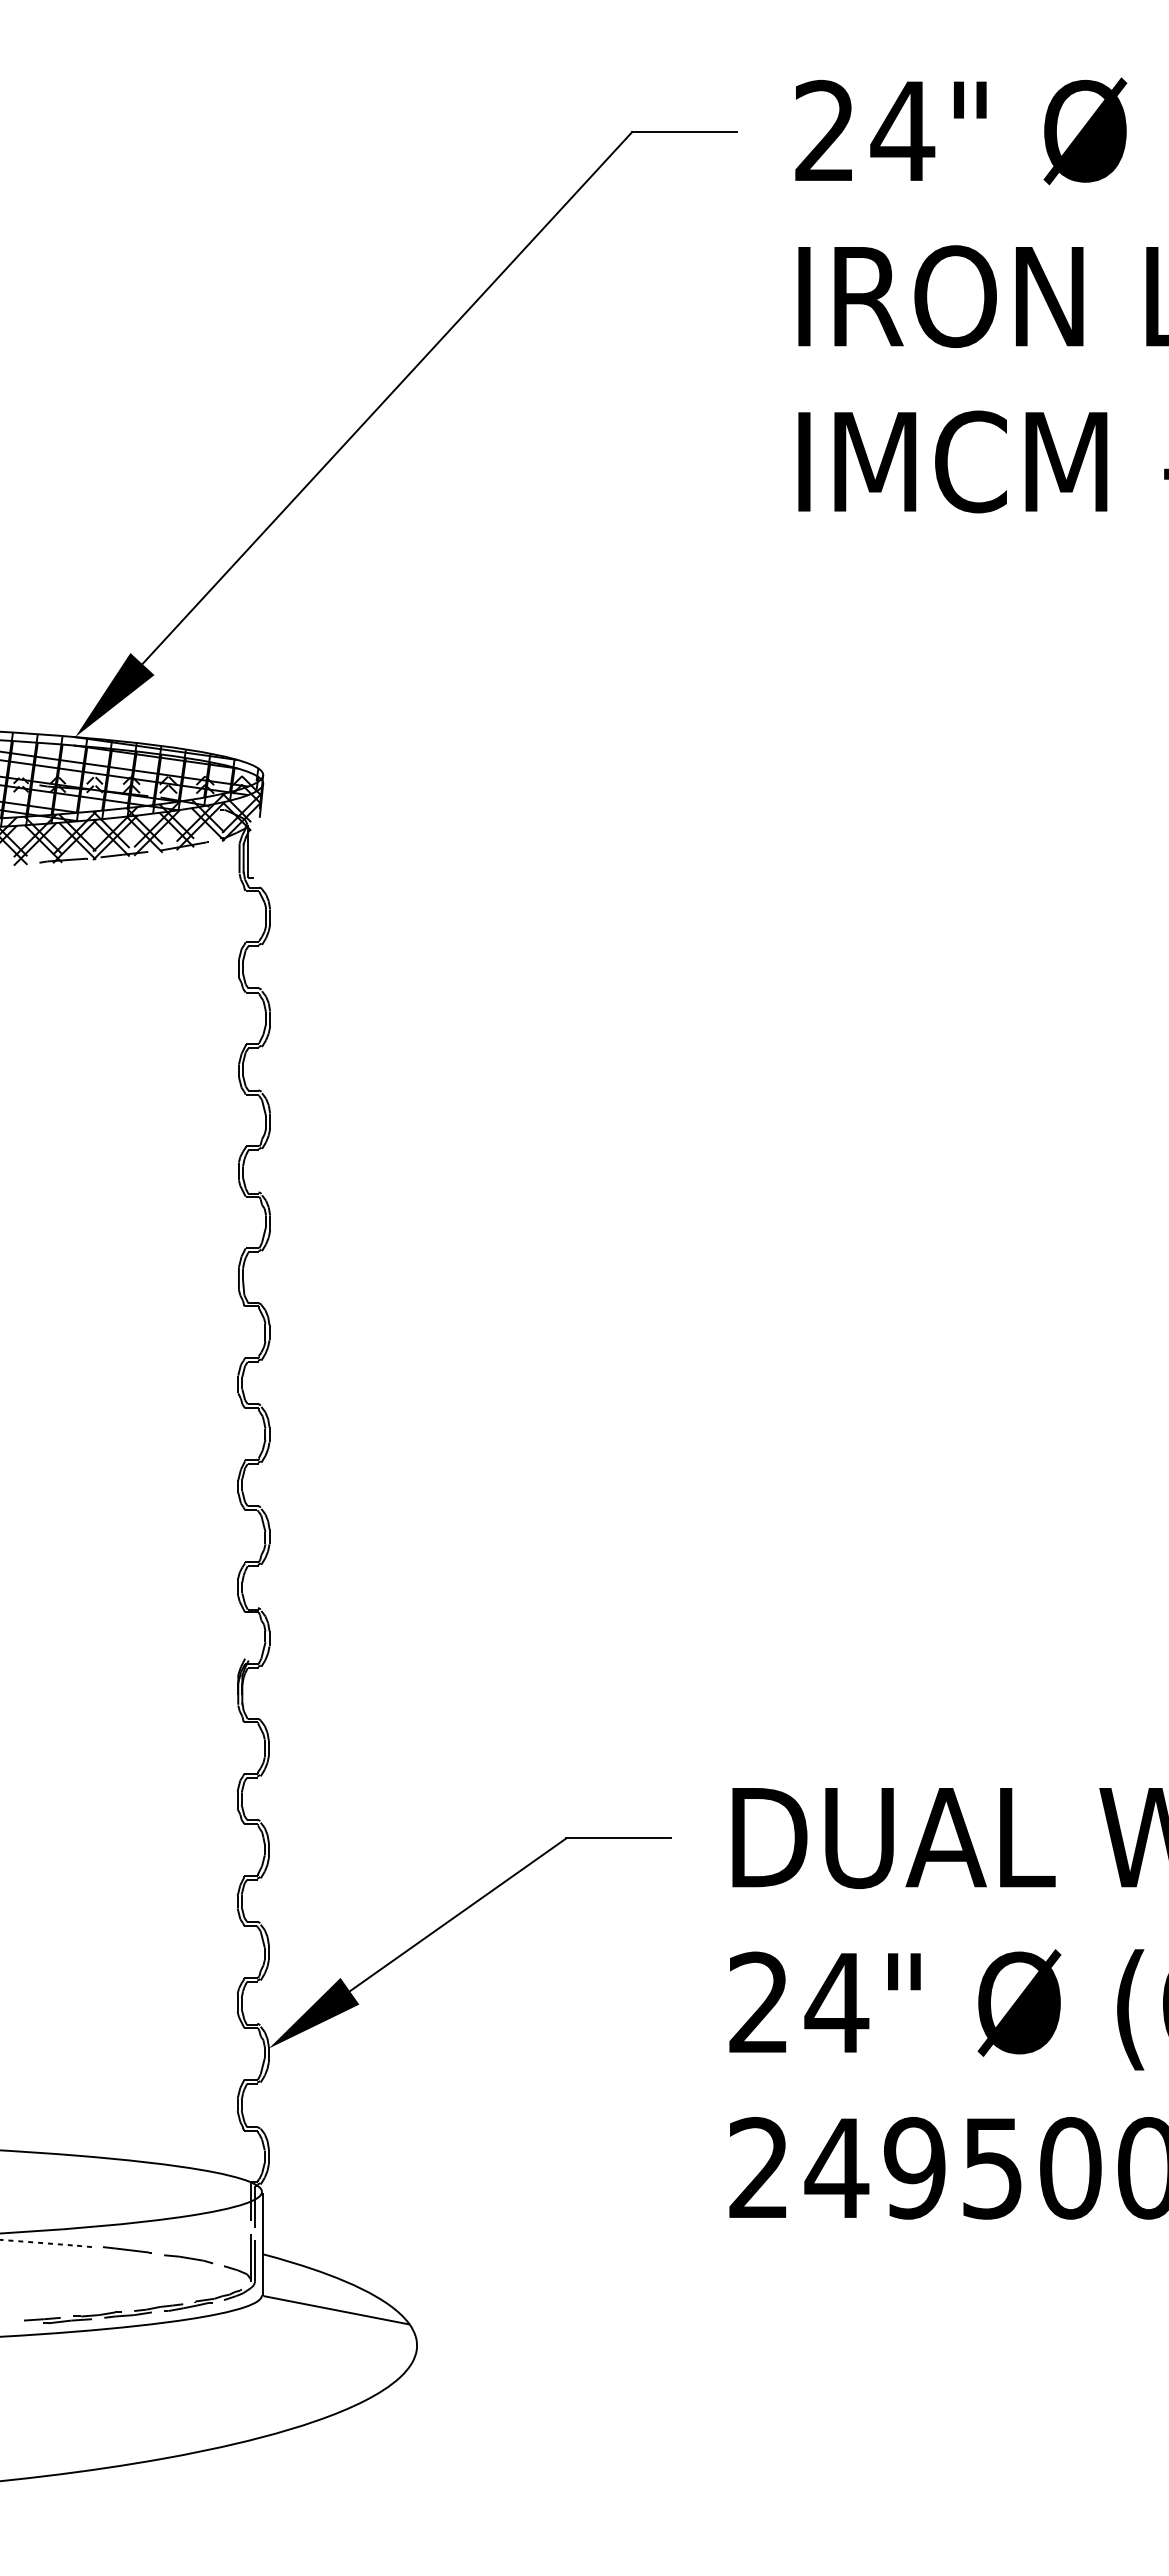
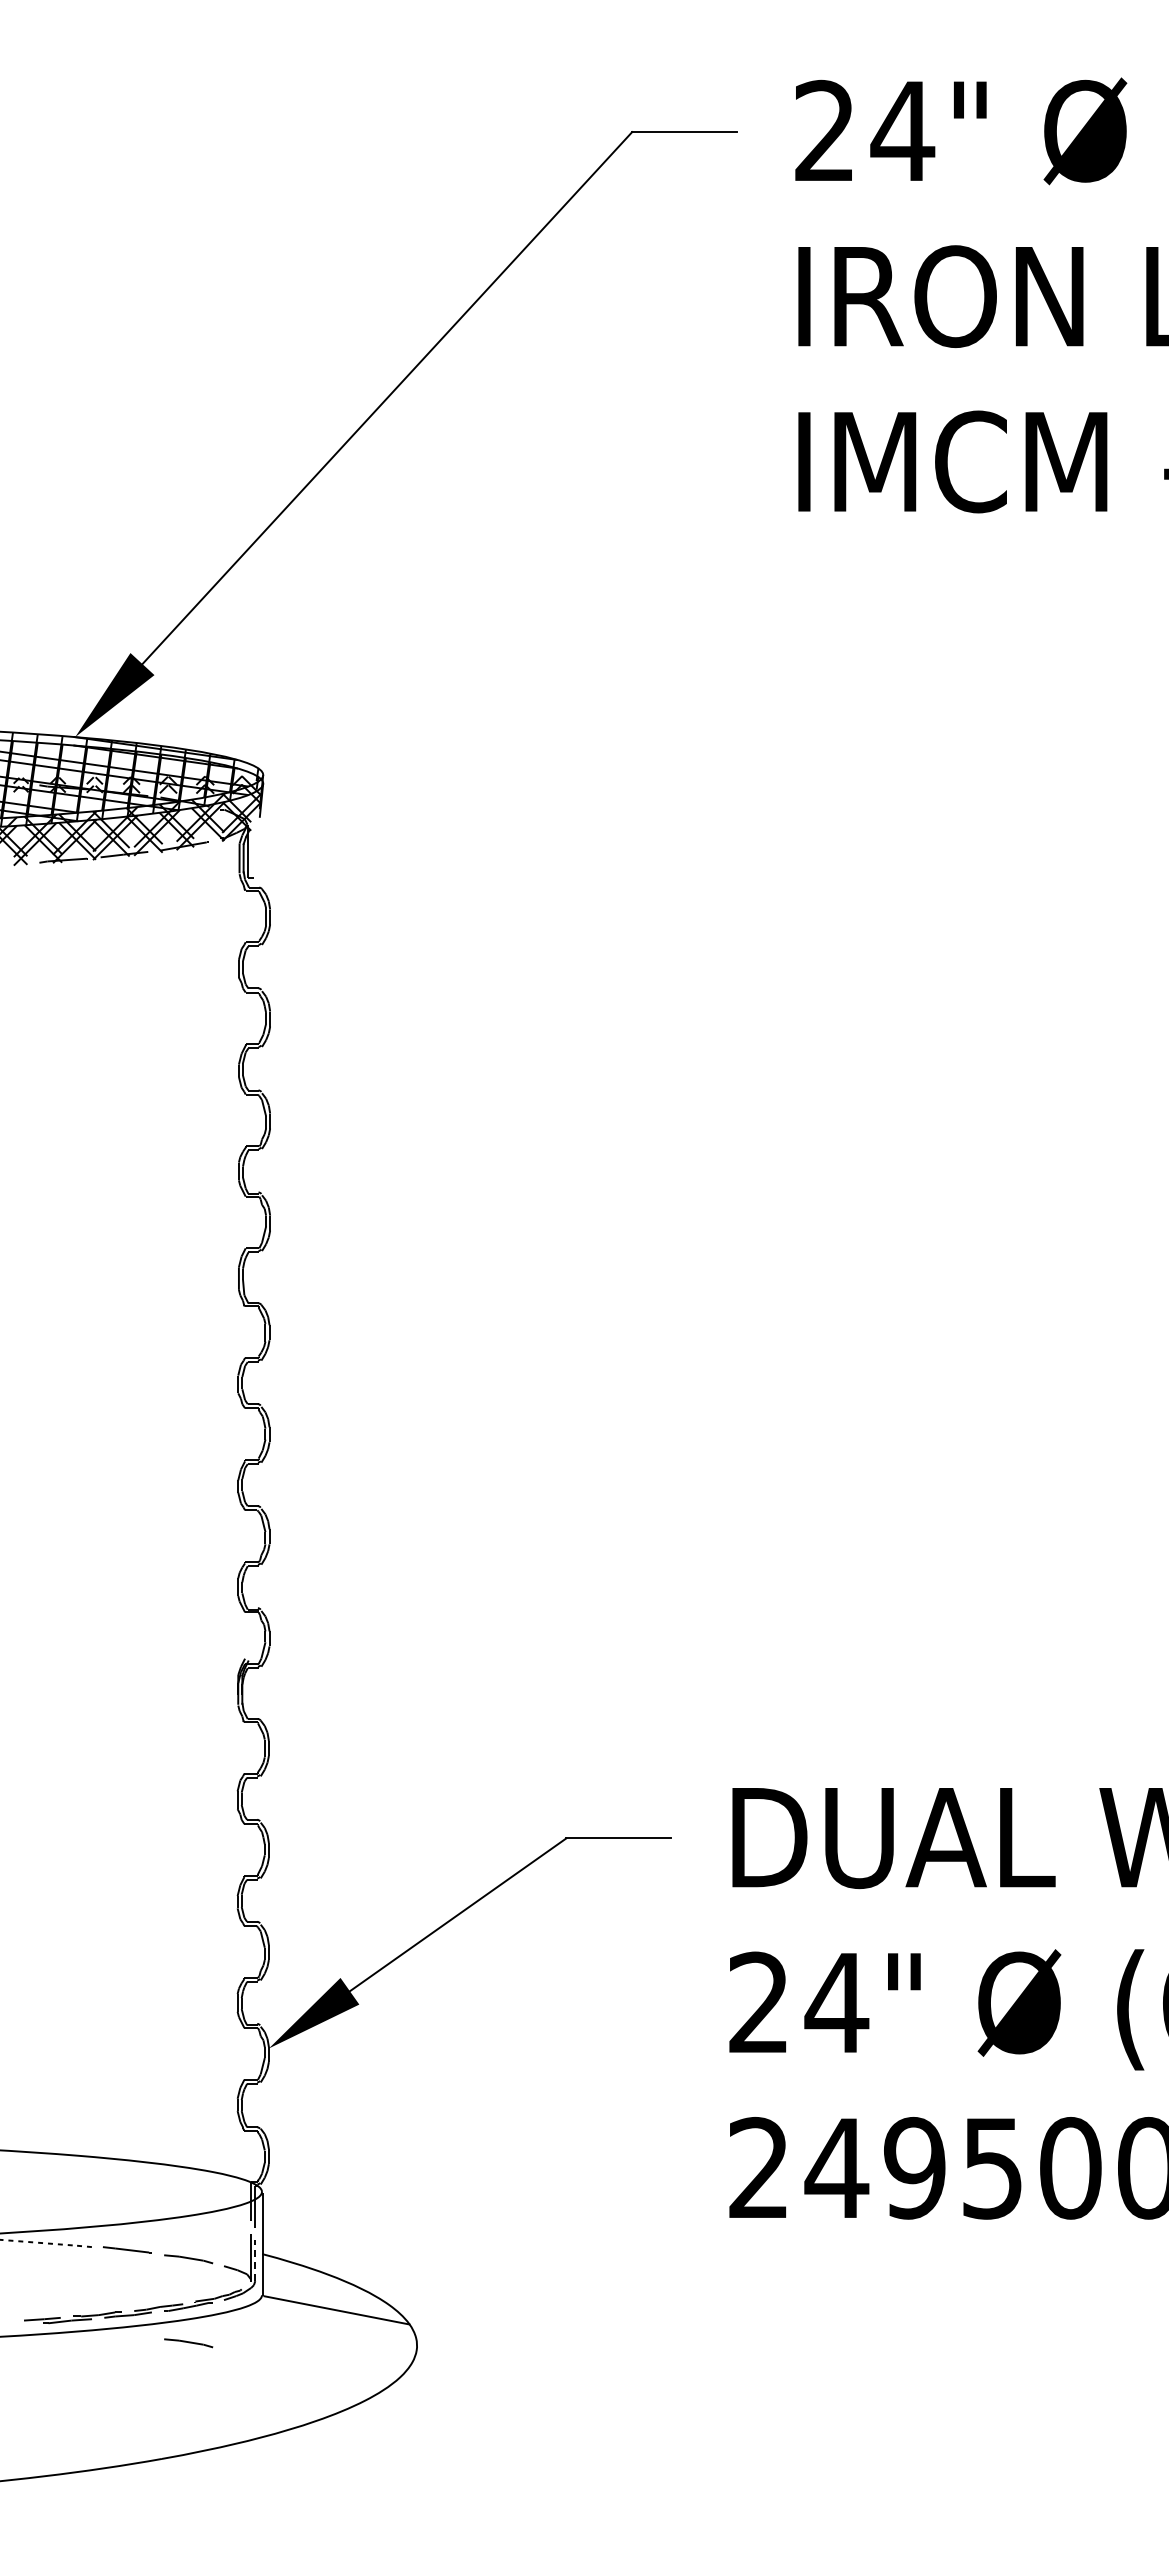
line: solid -> dashed (255, 2260)
part: none -> present (188, 2343)
